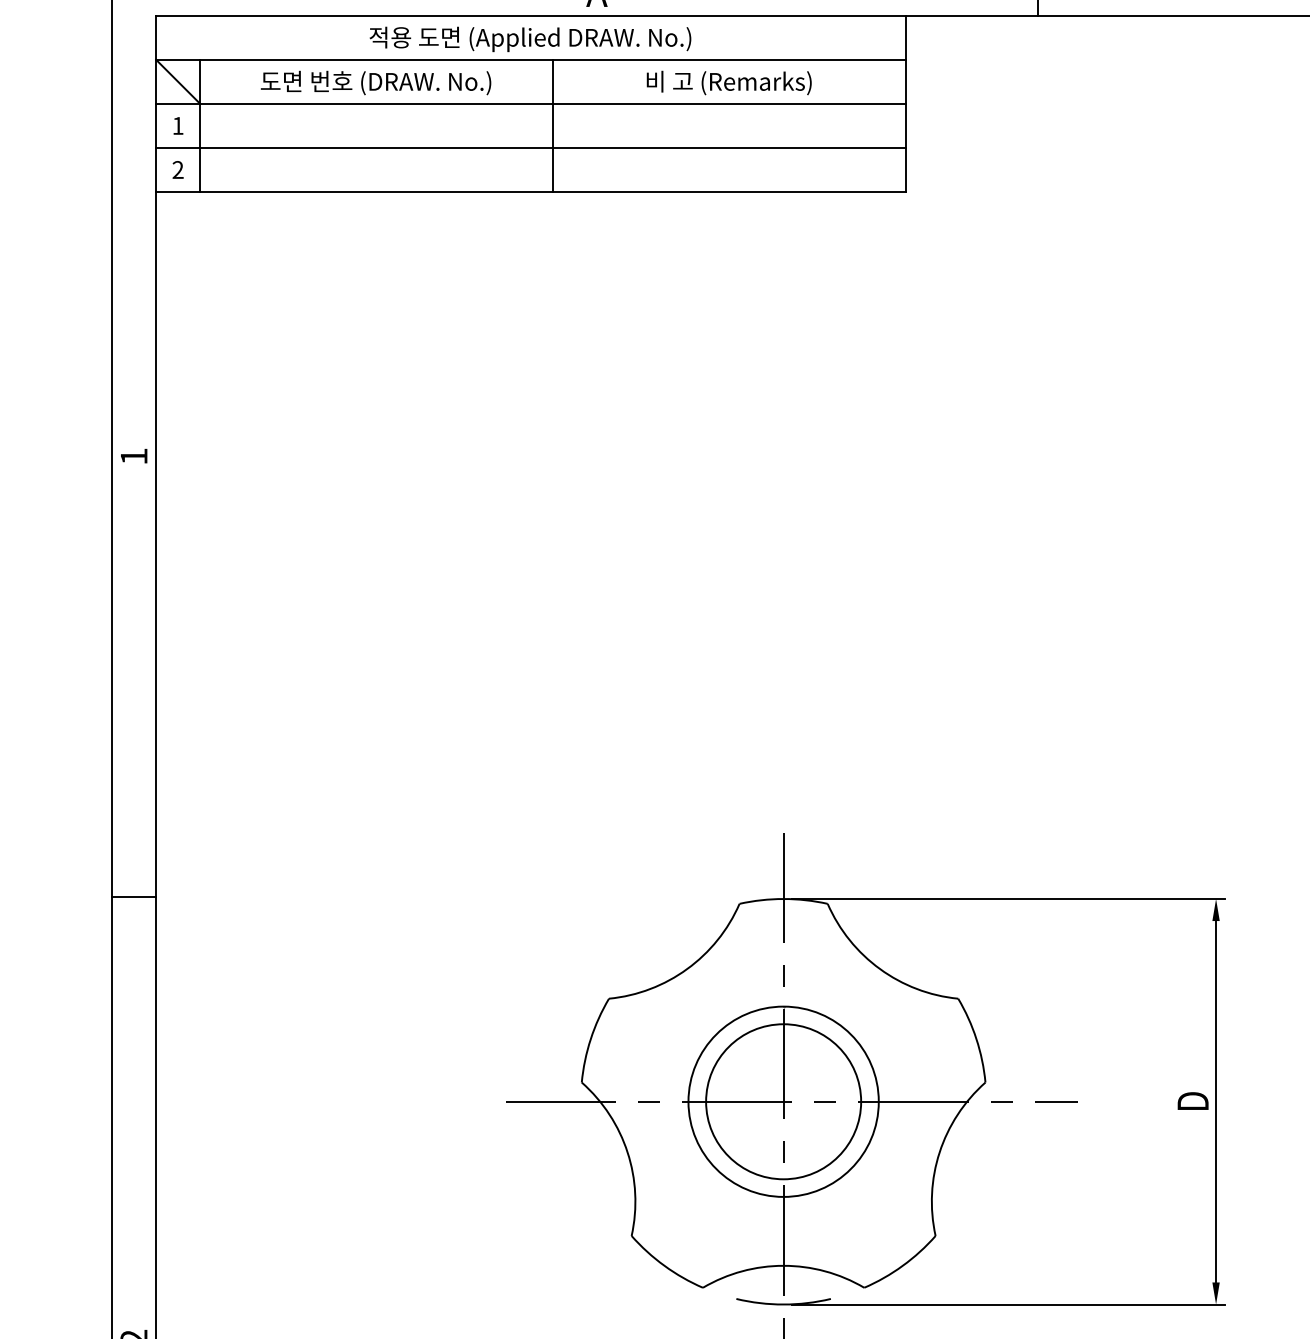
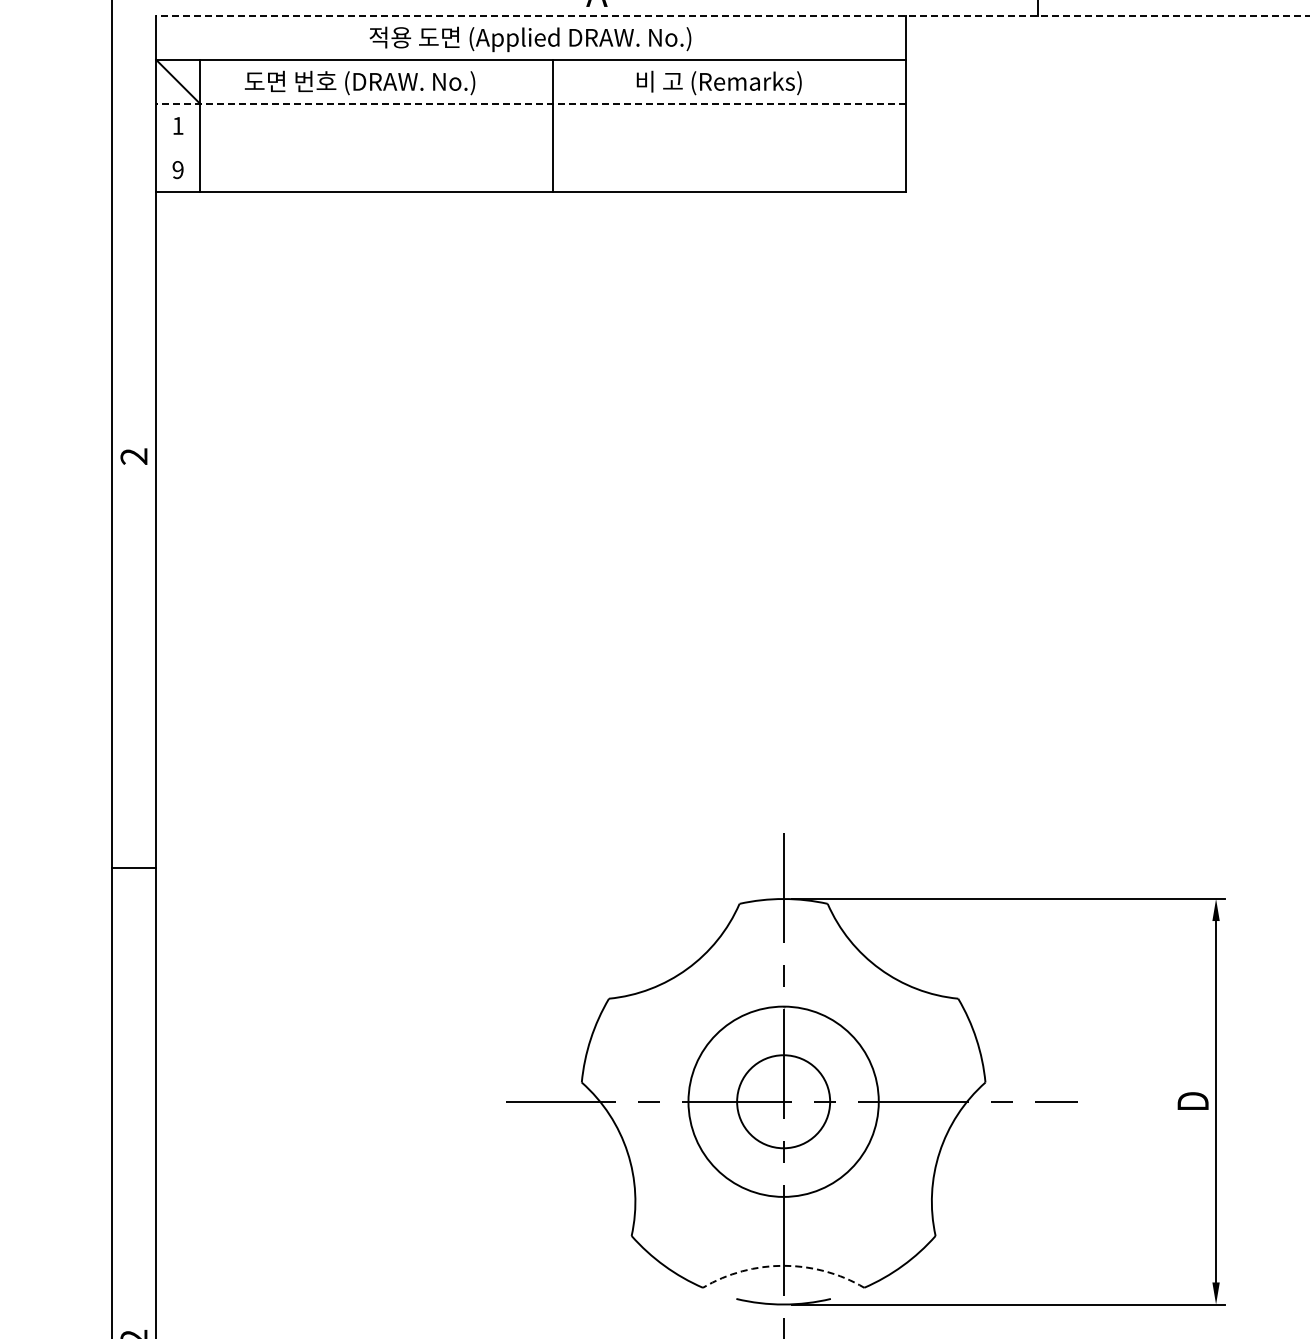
line: solid -> dashed (733, 15)
text position: (376, 82) -> (360, 82) (360, 82)
text position: (728, 82) -> (718, 82) (718, 82)
line: solid -> dashed (530, 103)
line: present -> none (530, 148)
text: 2 -> 9 (177, 170)
text: 1 -> 2 (133, 456)
line position: (134, 897) -> (134, 868) (134, 868)
circle diameter: 155 px -> 93 px (783, 1101)
arc: solid -> dashed (783, 1265)
